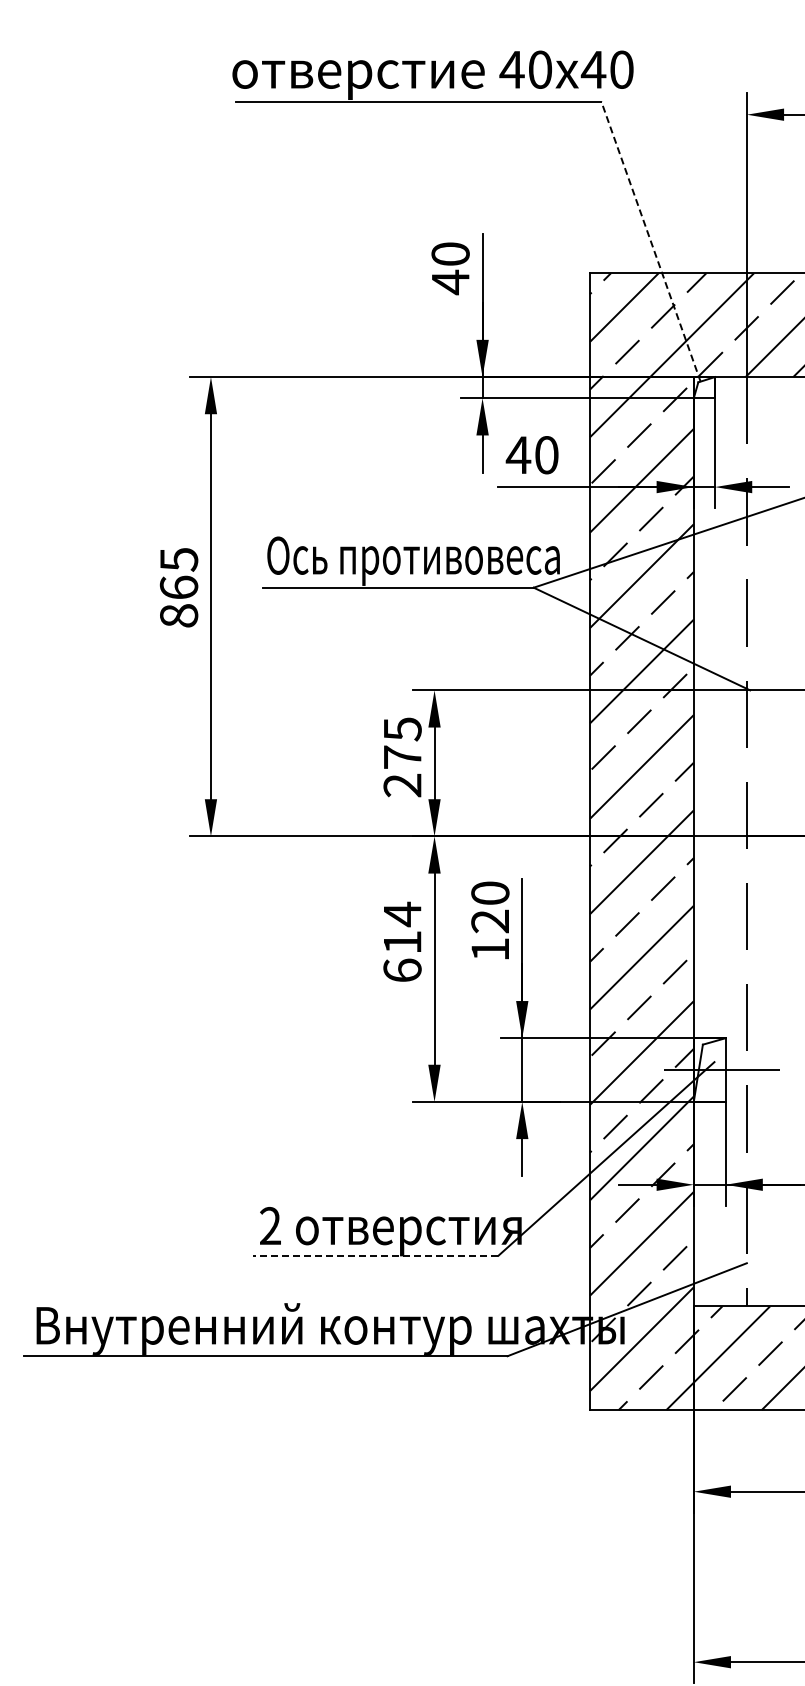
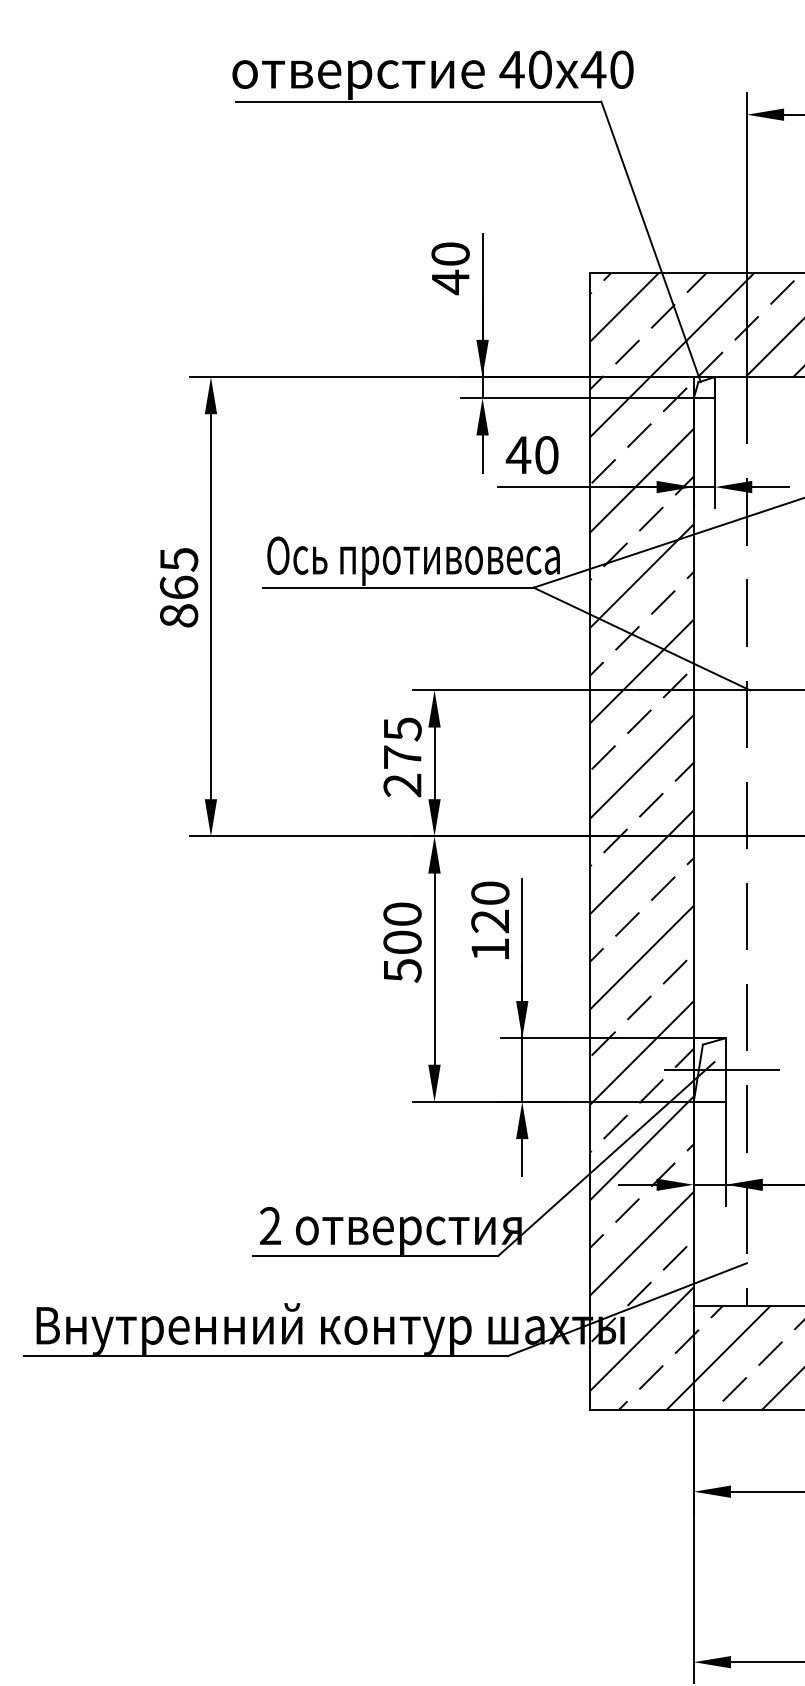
line: dashed -> solid (651, 241)
text: 614 -> 500 (402, 941)
line: dashed -> solid (375, 1255)
